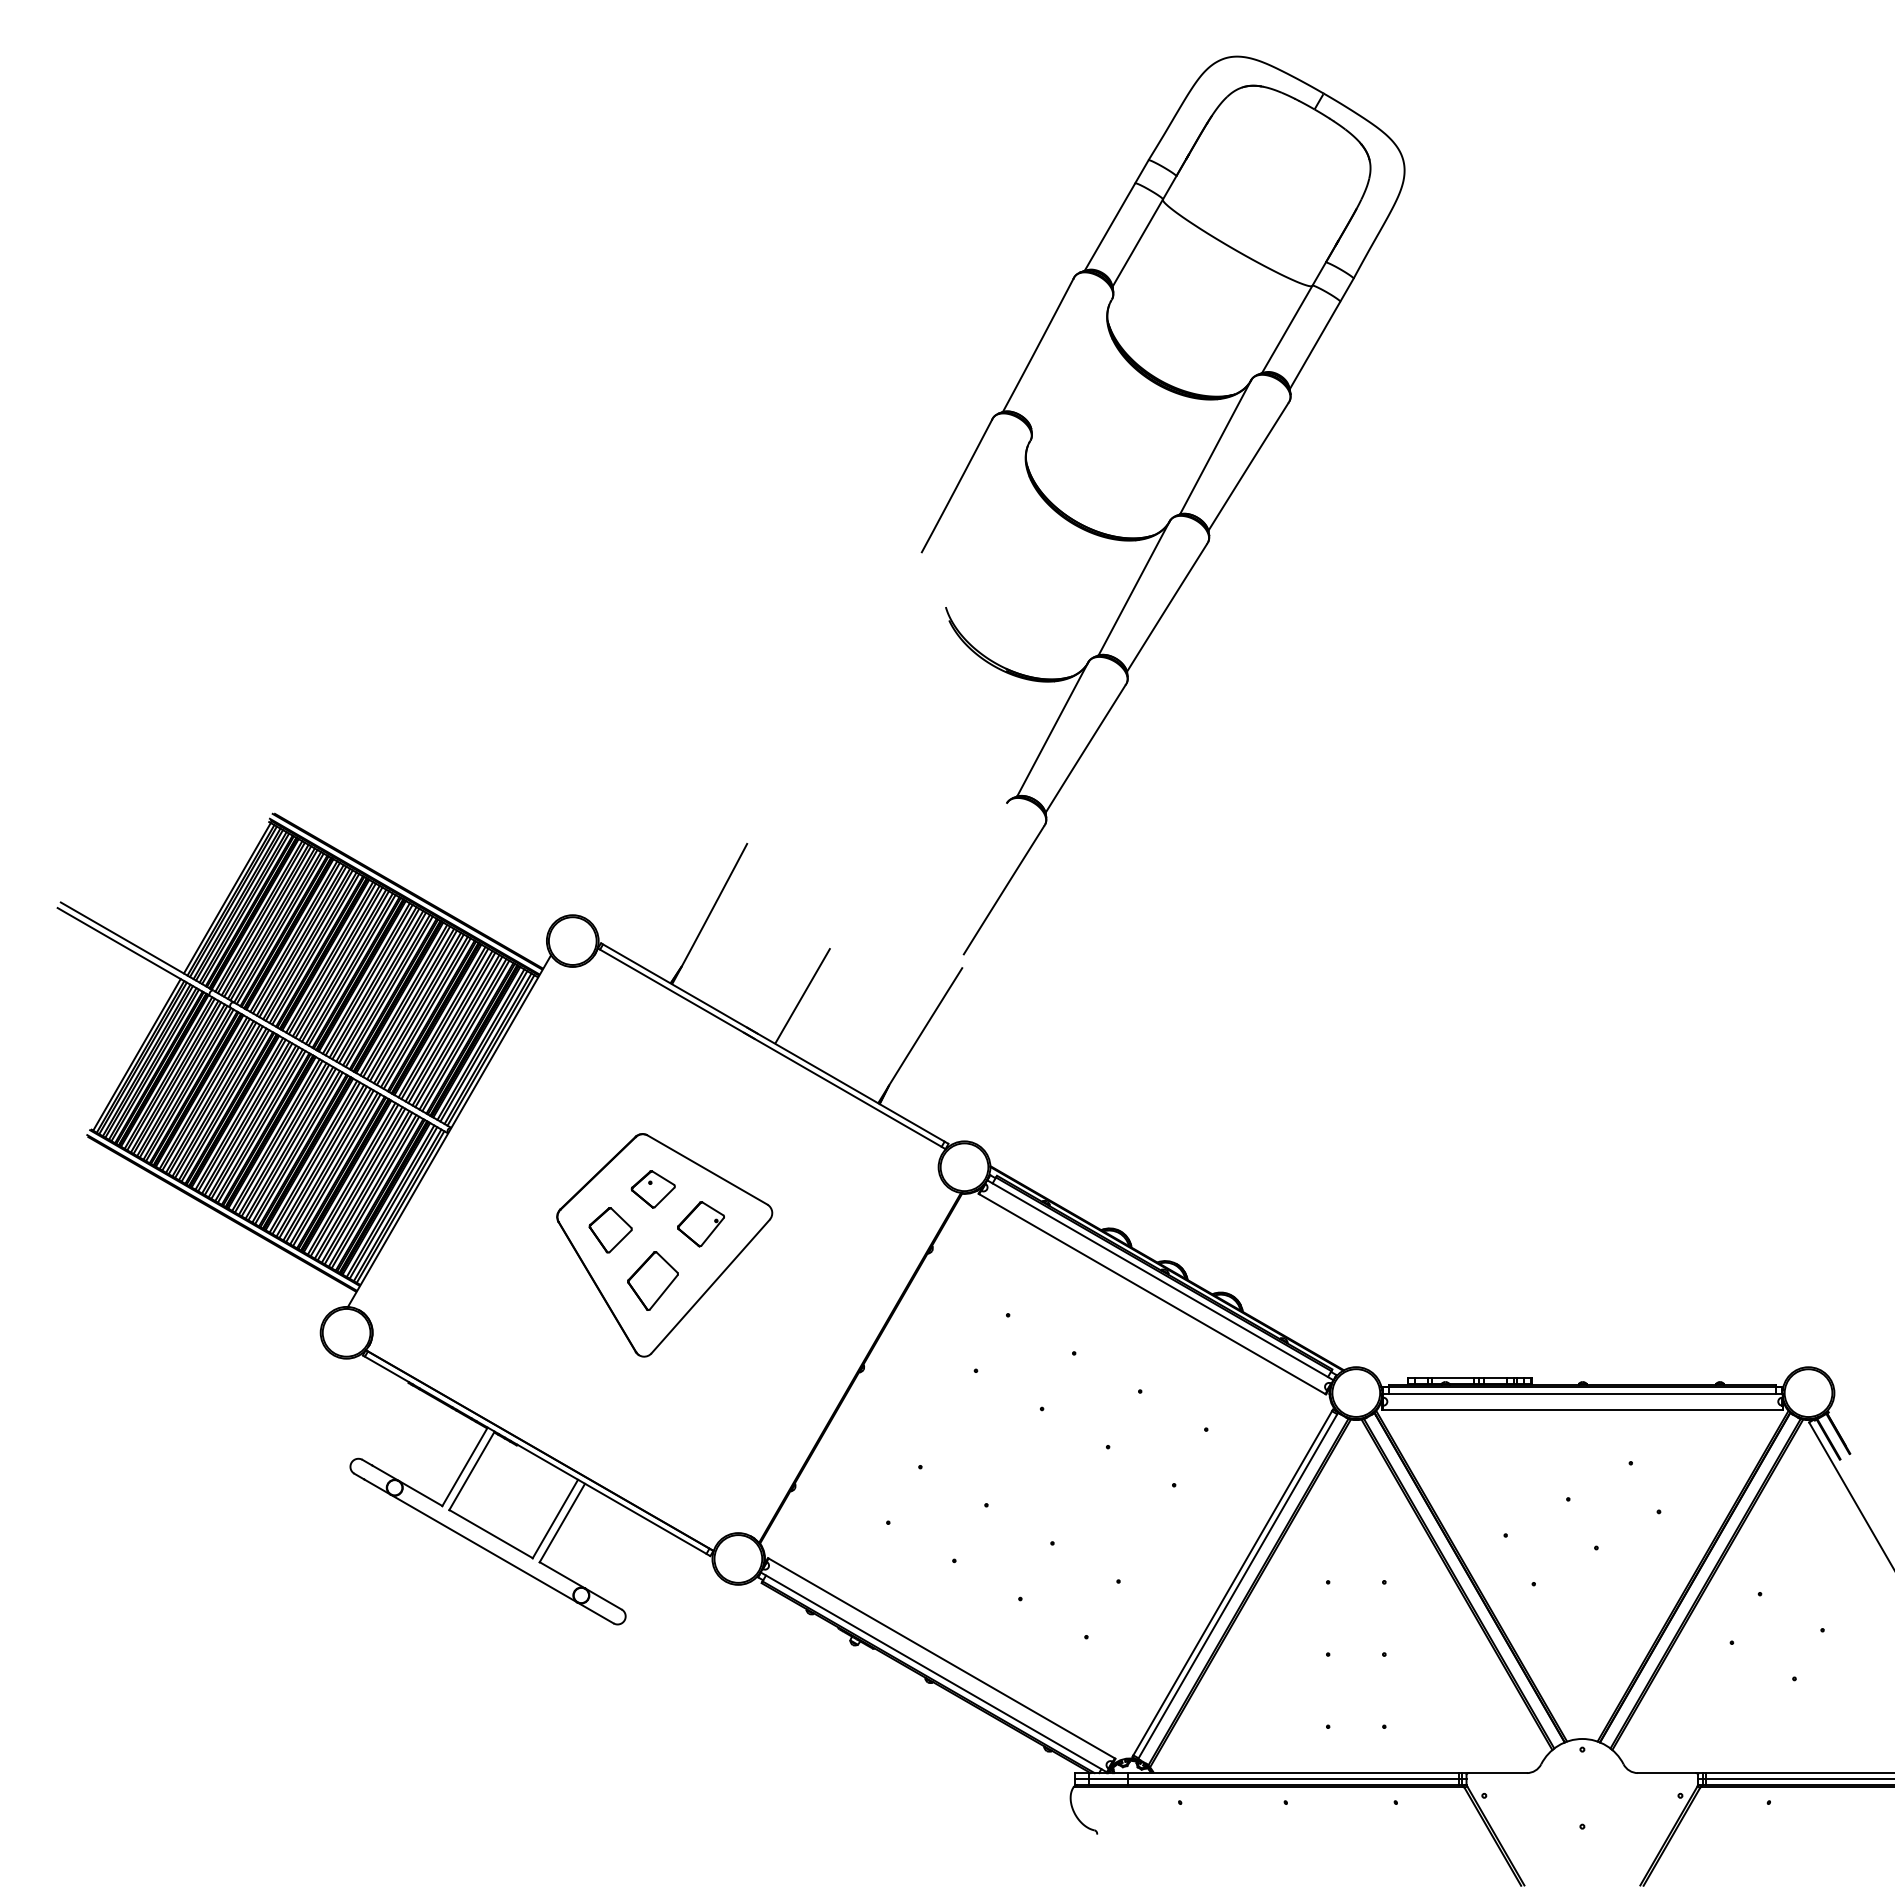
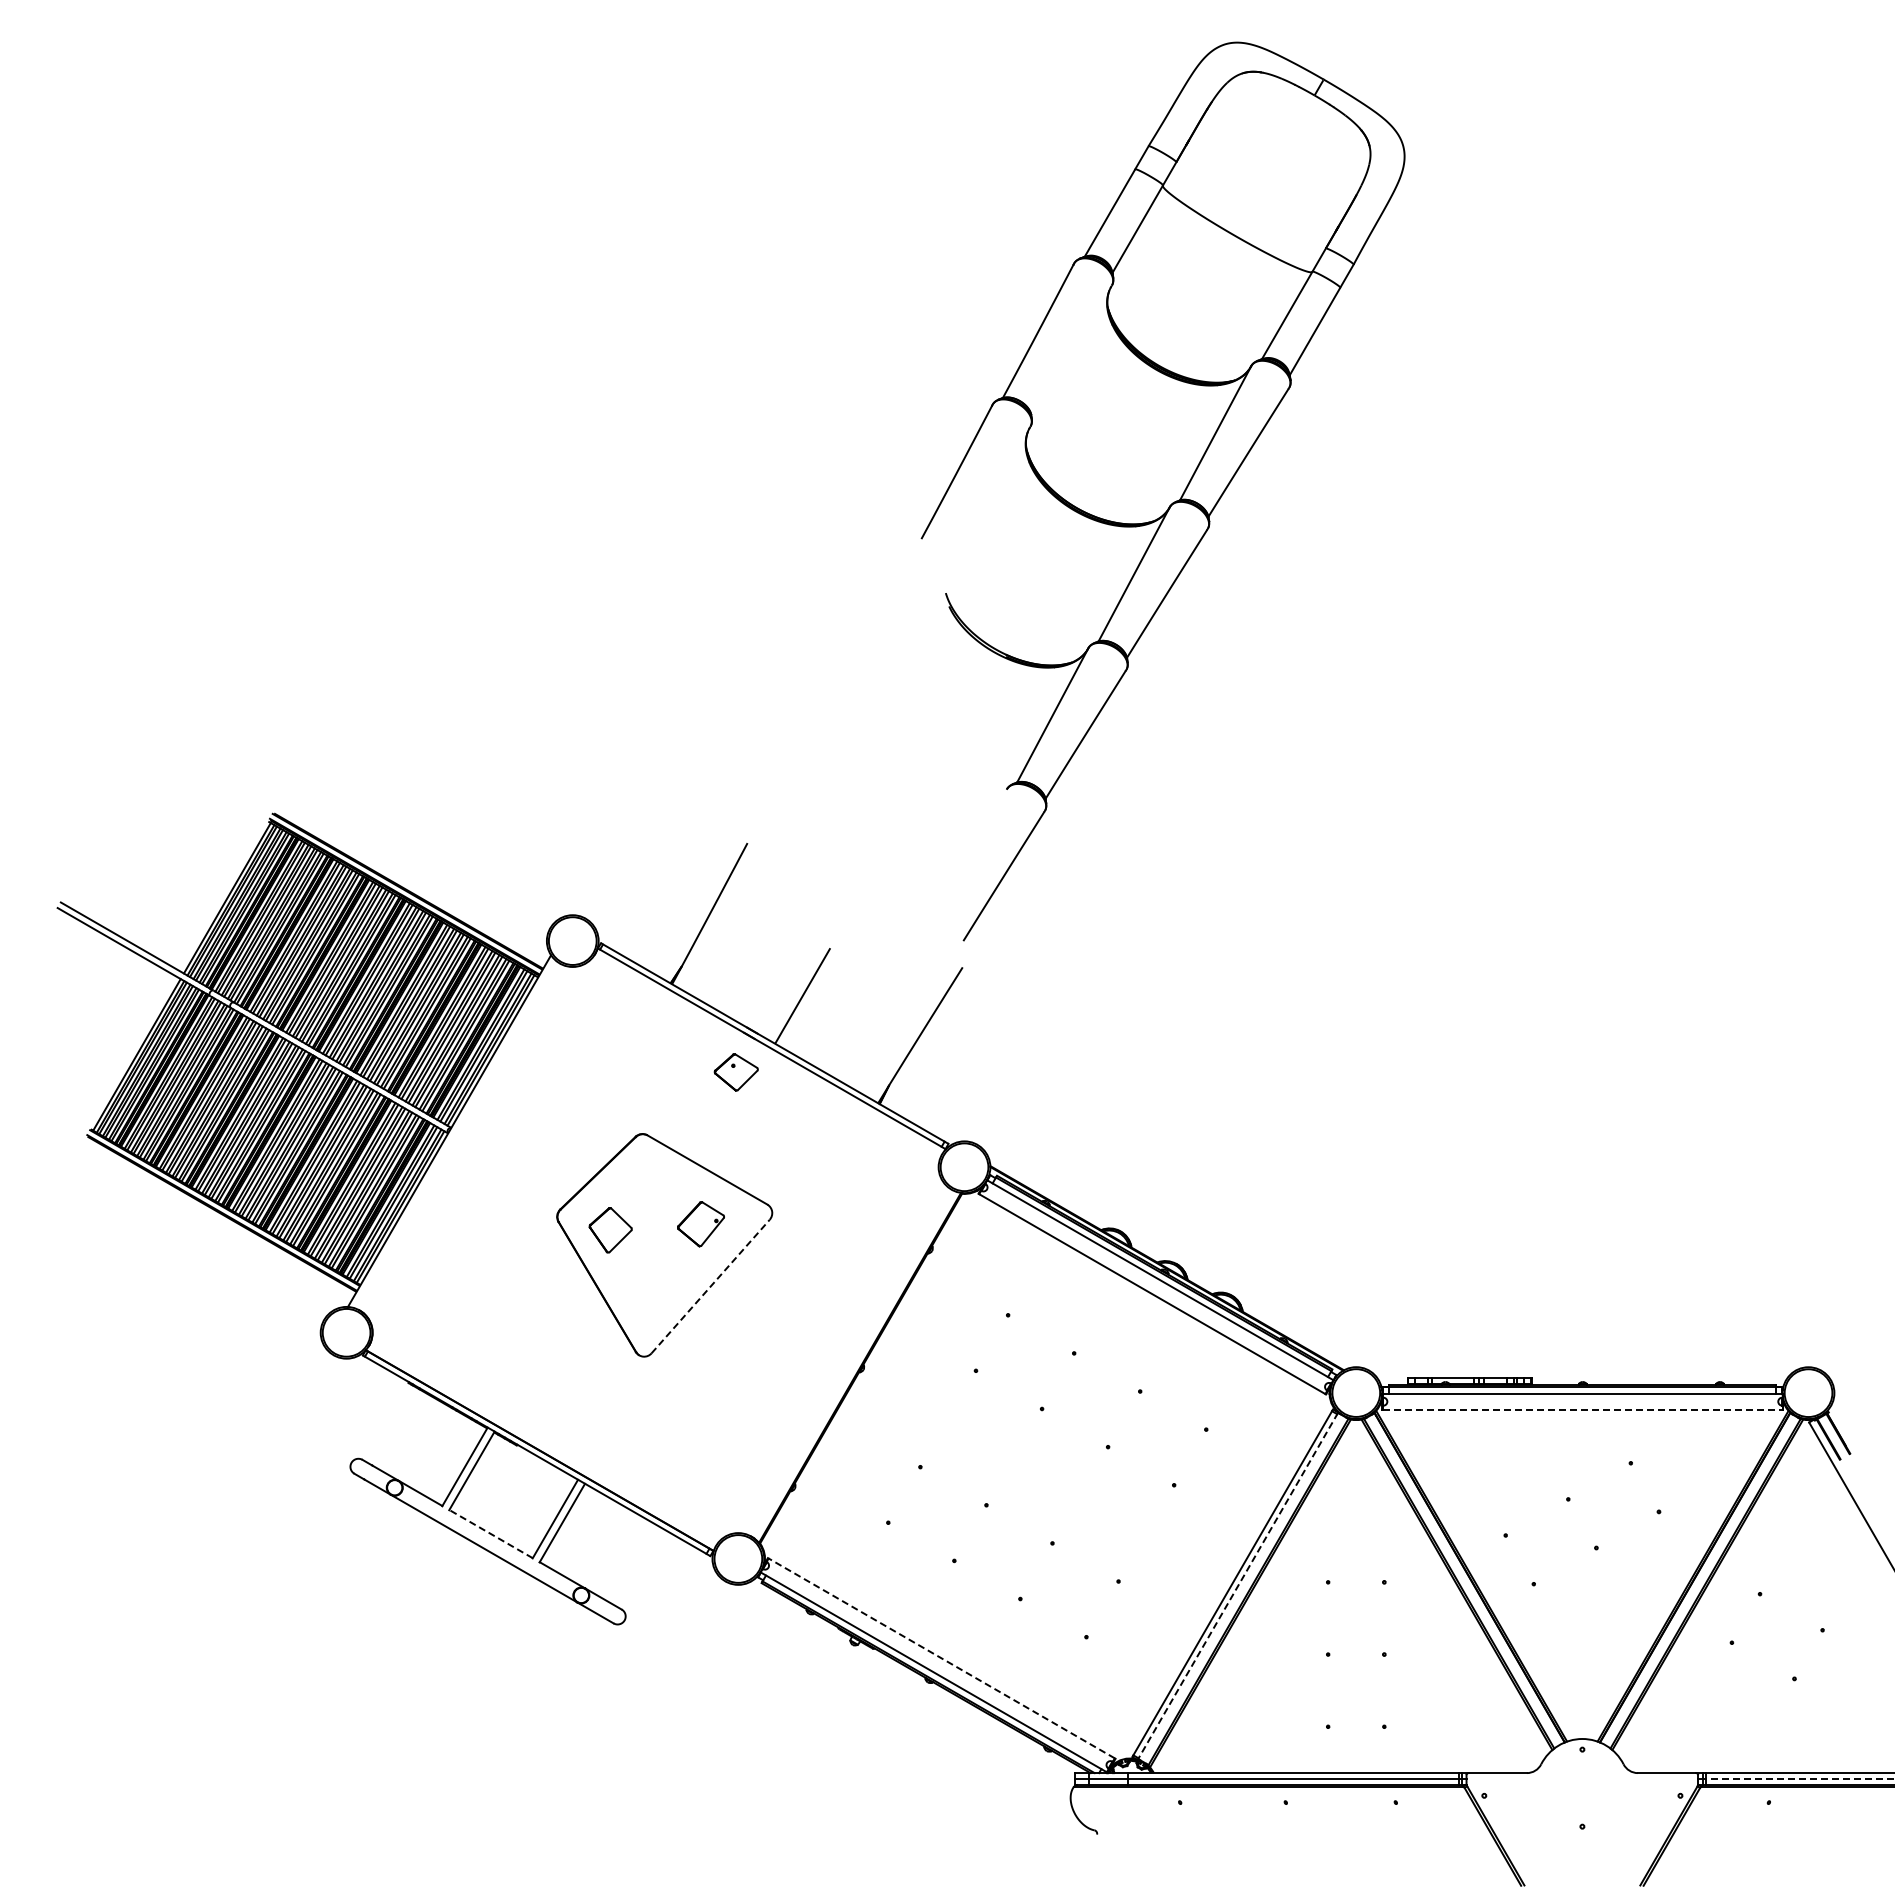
part position: (1162, 505) -> (1162, 491) (1162, 491)
part position: (652, 1189) -> (735, 1072) (735, 1072)
part: present -> none (652, 1280)
line: solid -> dashed (710, 1286)
line: solid -> dashed (1582, 1409)
line: solid -> dashed (490, 1533)
line: solid -> dashed (1238, 1585)
line: solid -> dashed (941, 1658)
line: solid -> dashed (1799, 1779)
